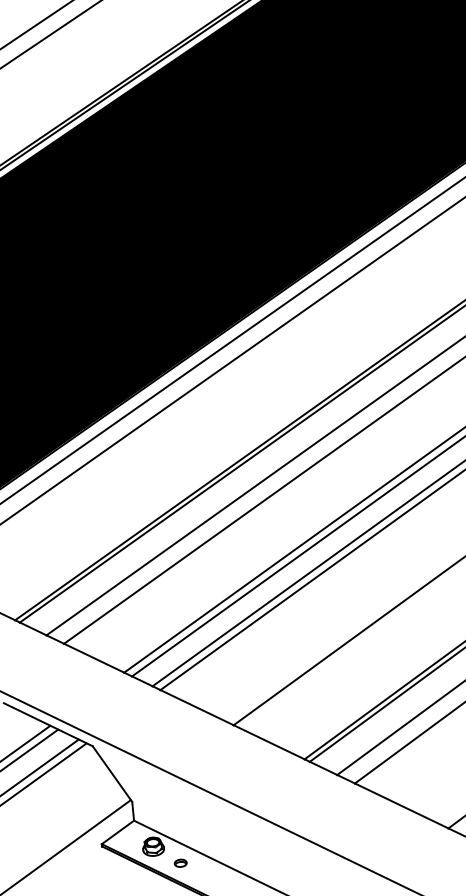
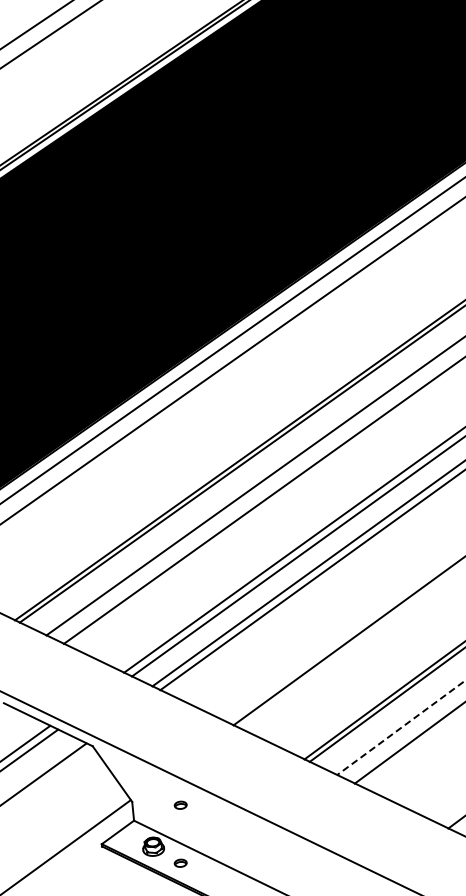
line: solid -> dashed (401, 727)
line: present -> none (40, 766)
part: none -> present (180, 804)
